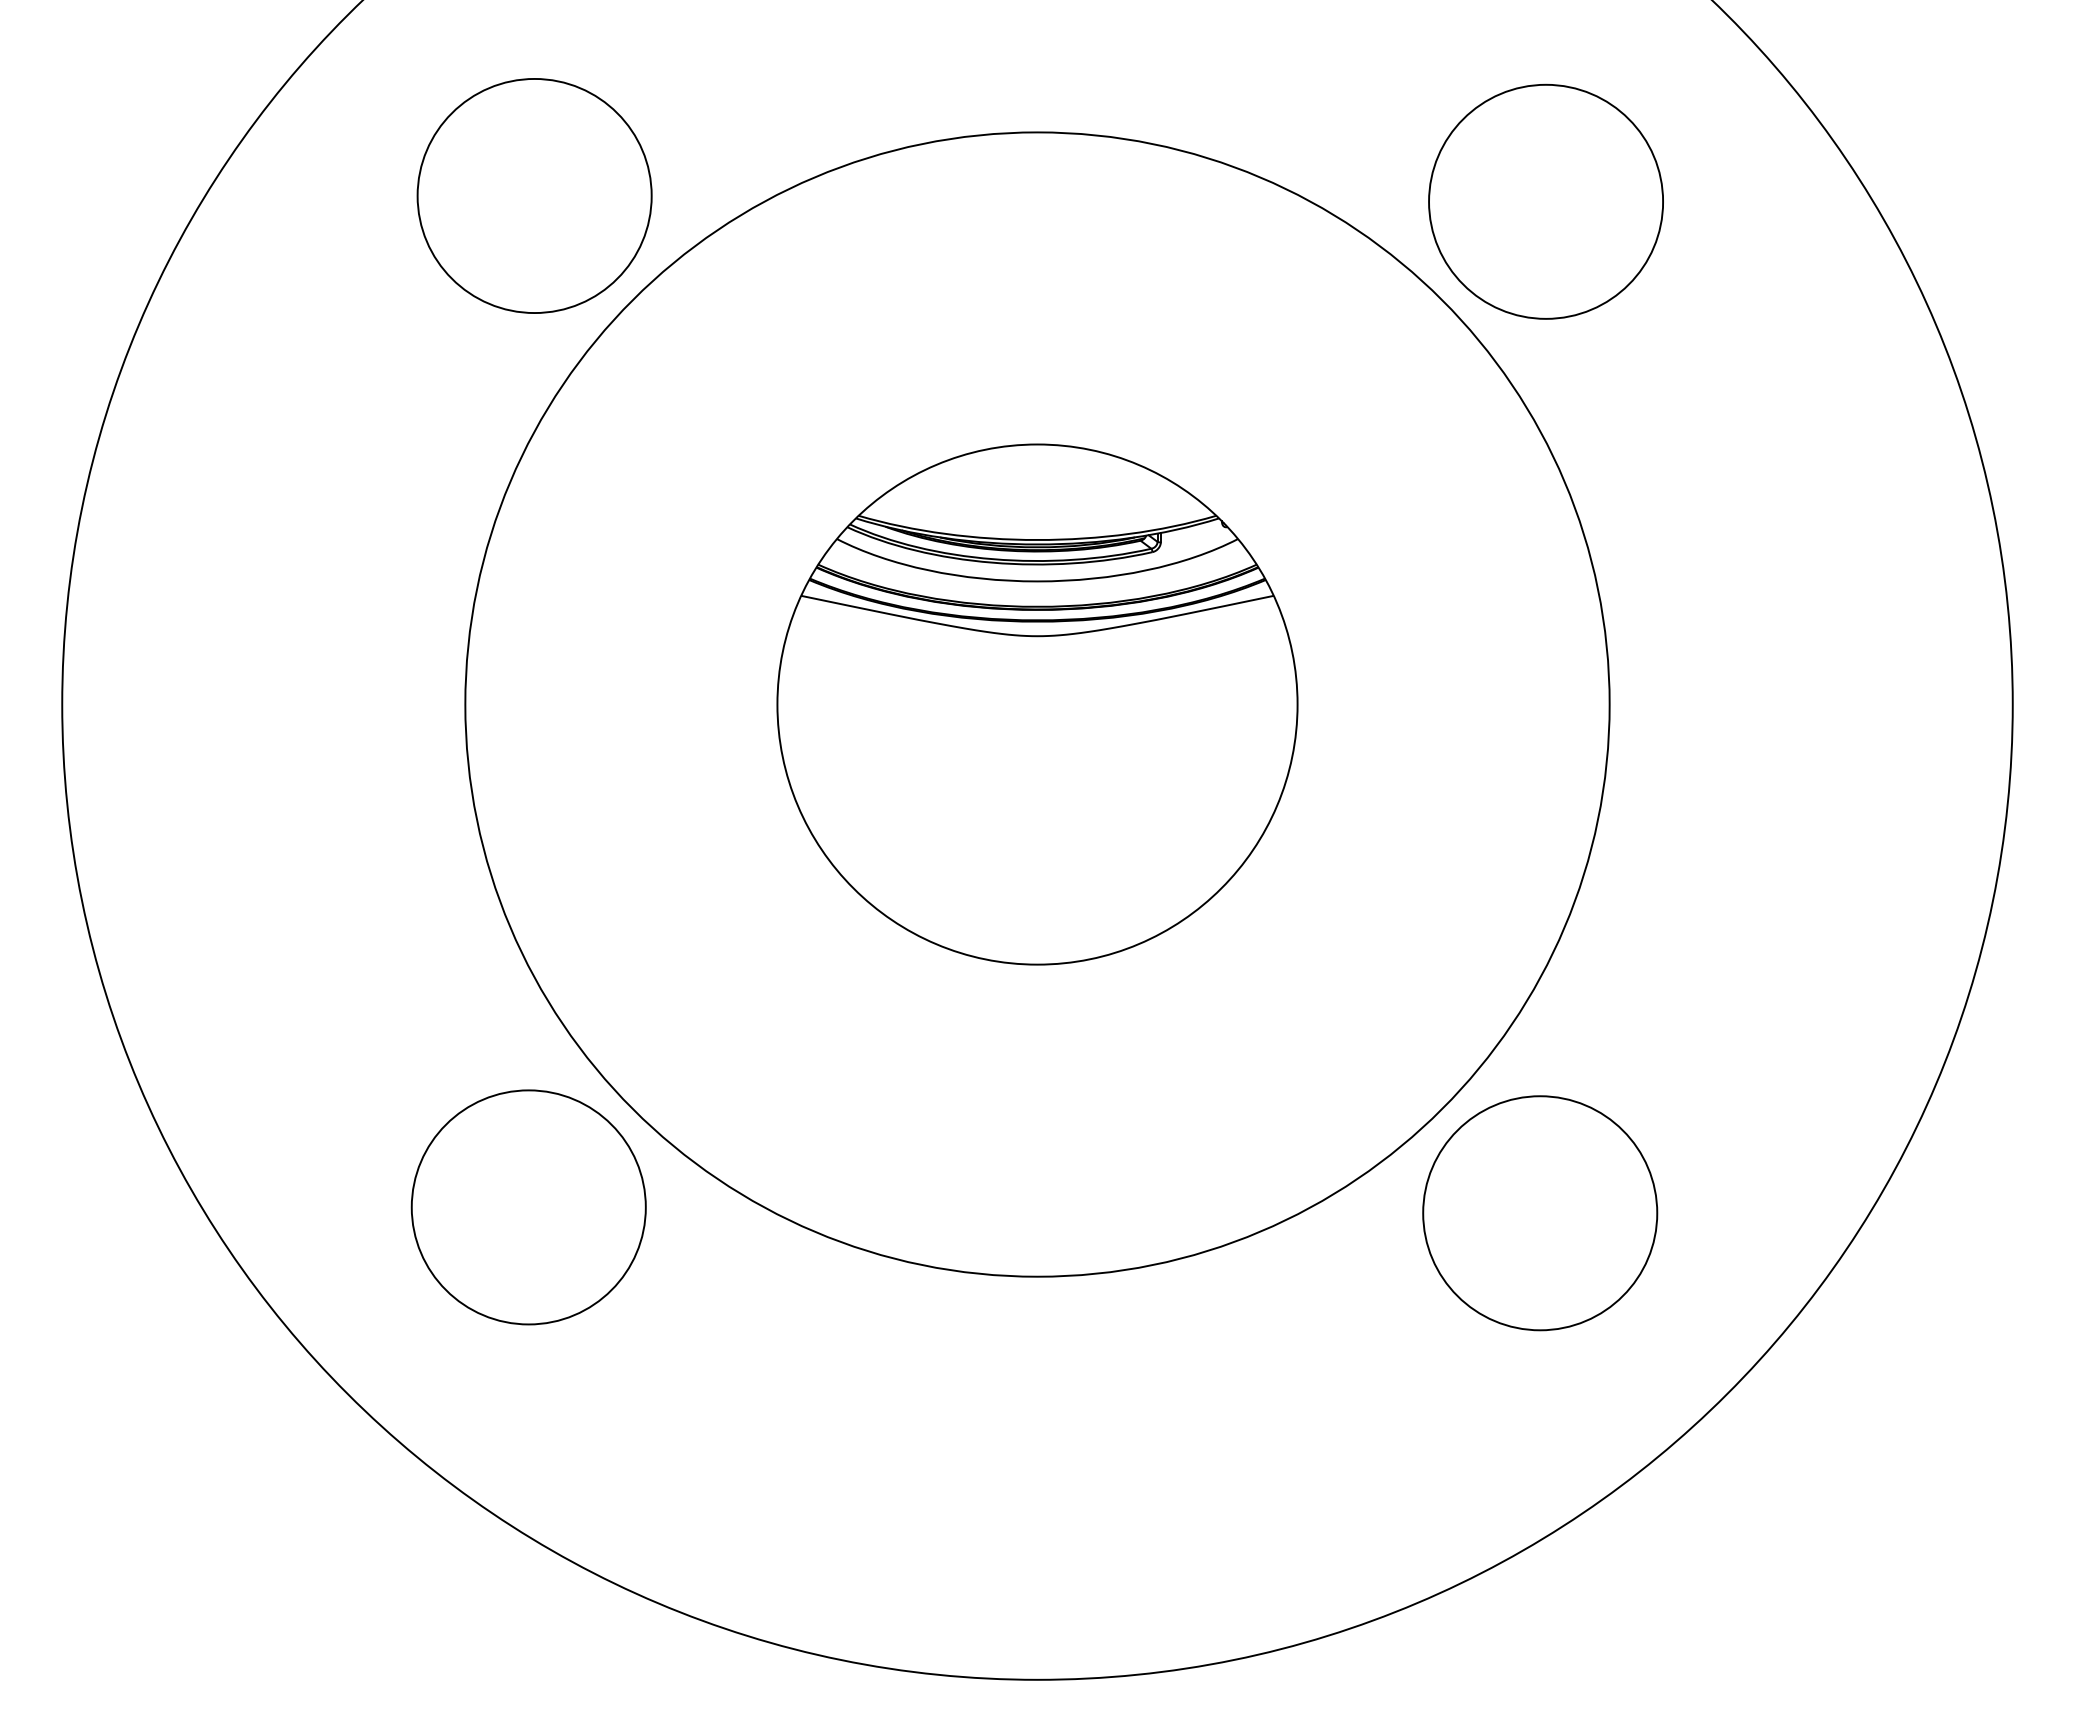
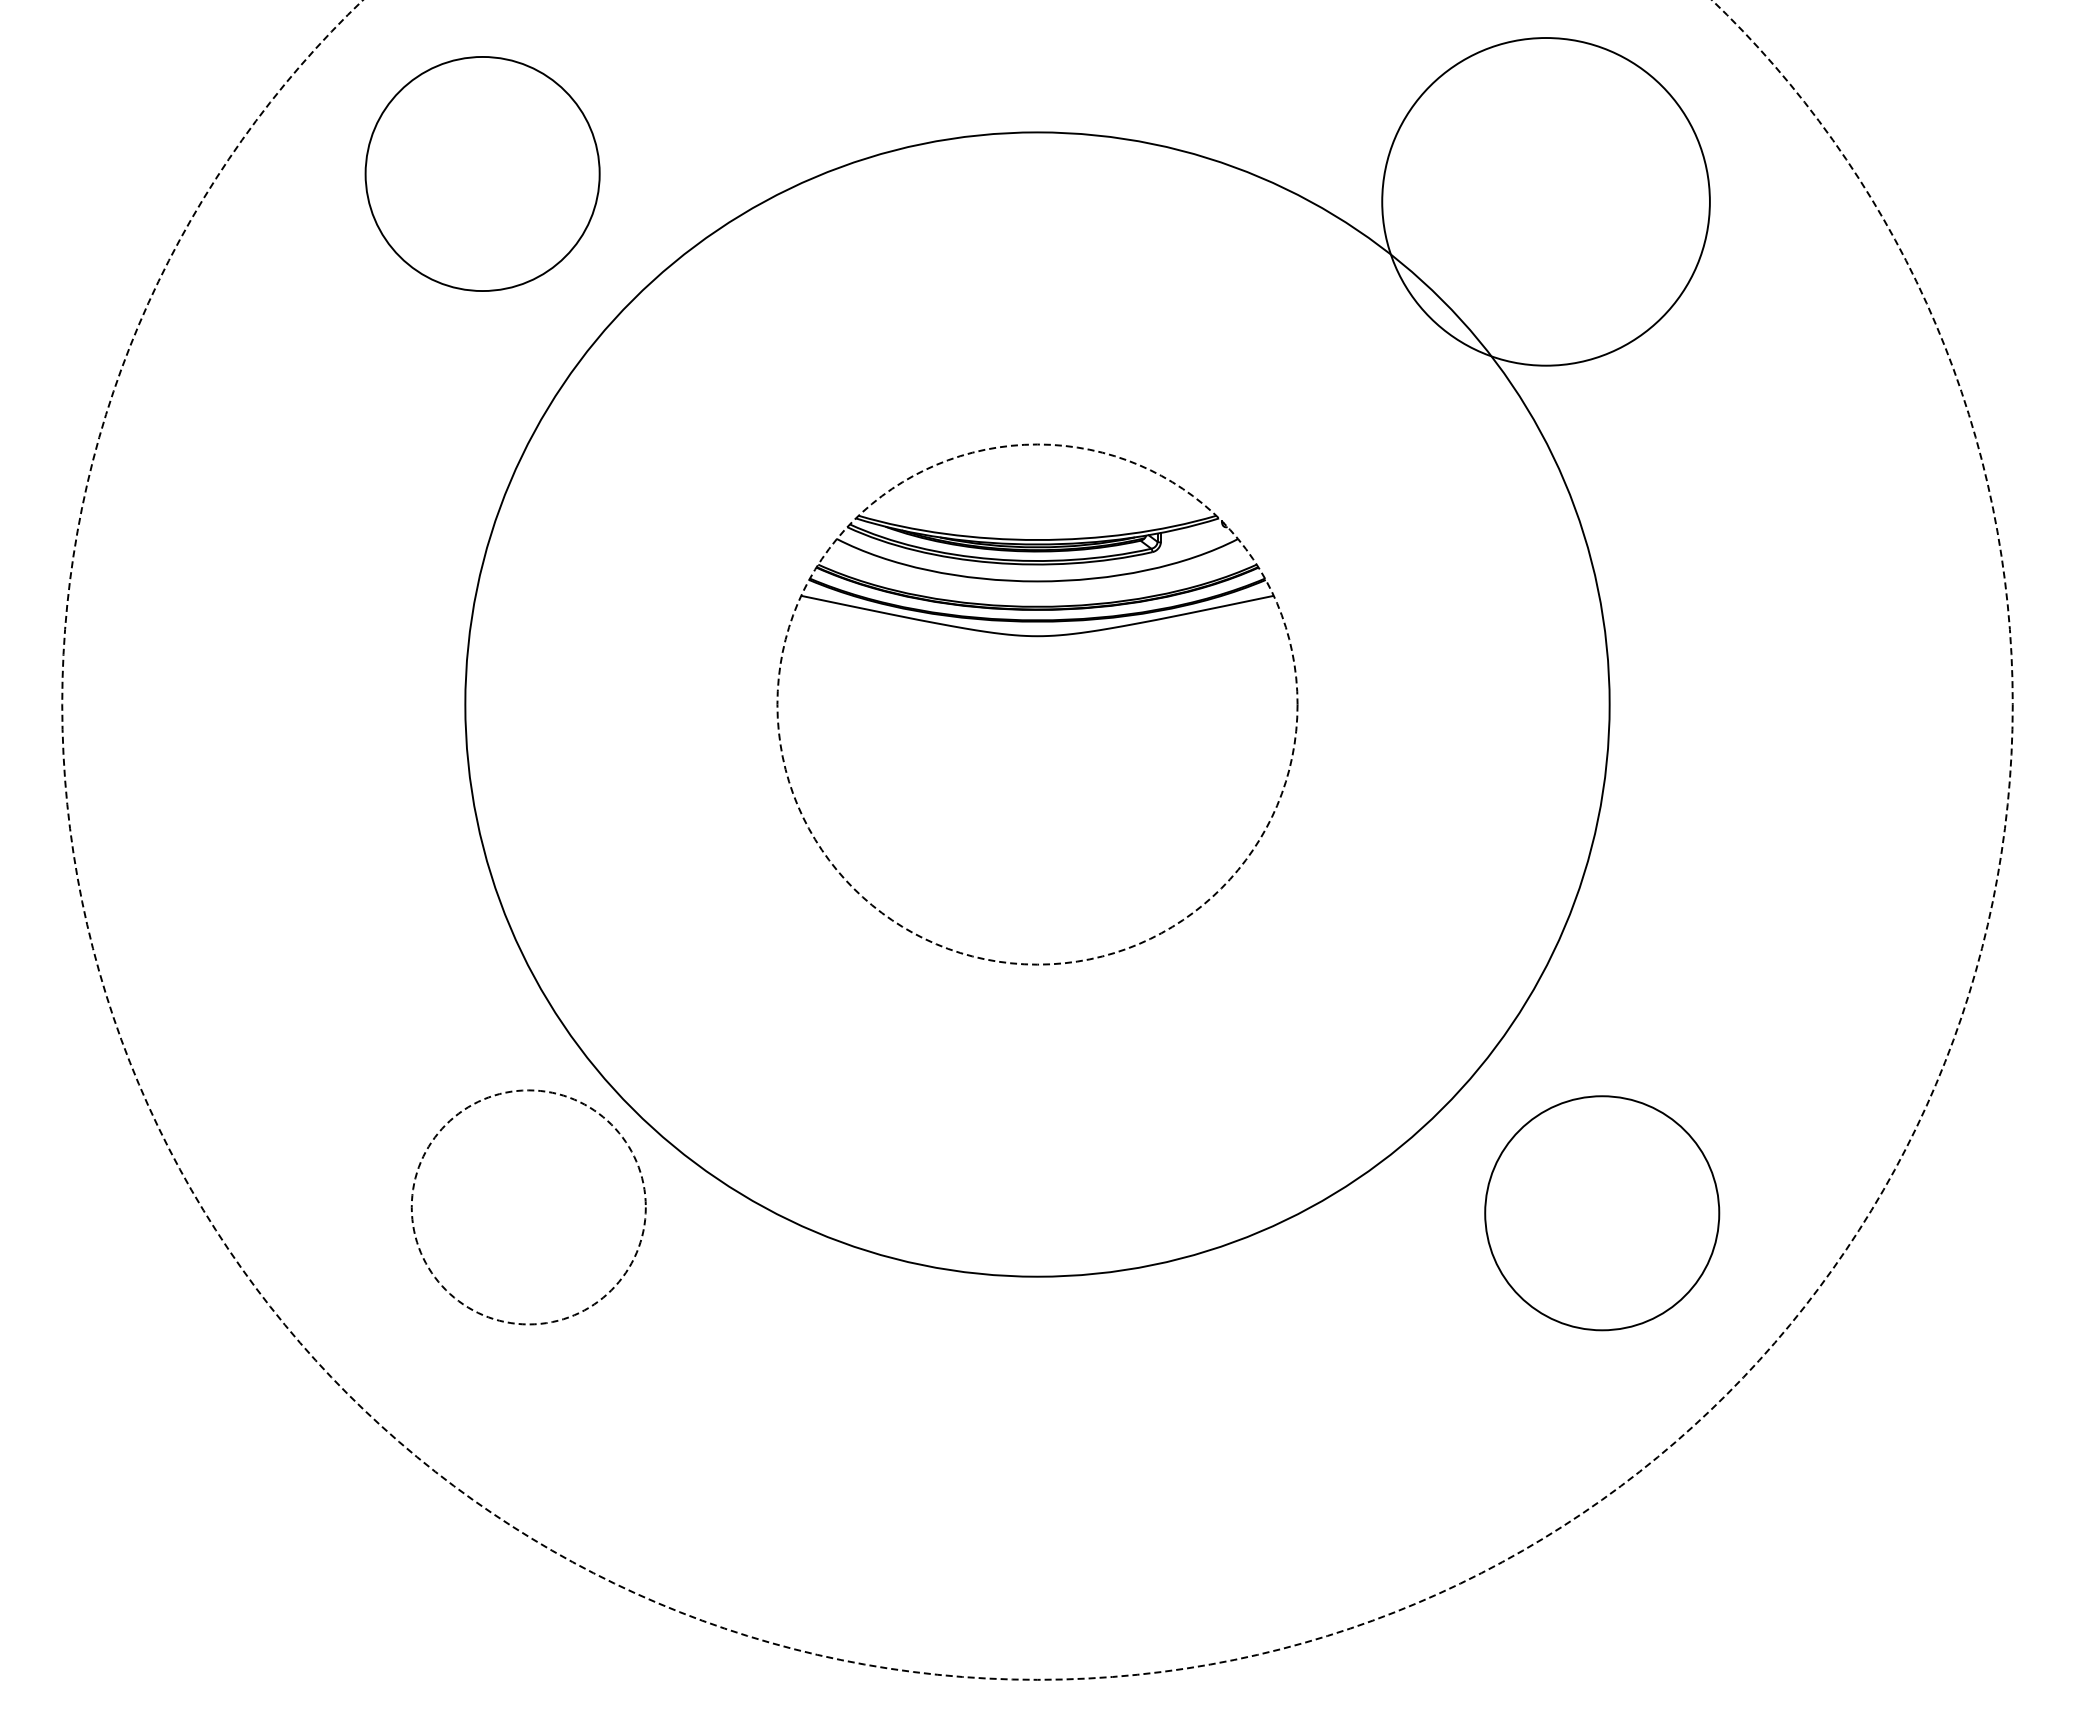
circle position: (534, 195) -> (482, 173) (482, 173)
circle diameter: 234 px -> 328 px (1545, 201)
circle: solid -> dashed (1037, 704)
circle: solid -> dashed (1037, 839)
circle: solid -> dashed (528, 1207)
circle position: (1540, 1213) -> (1602, 1213) (1602, 1213)
